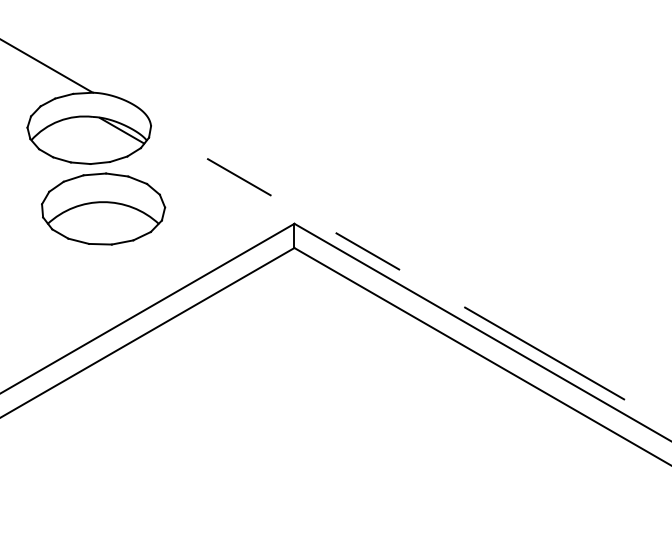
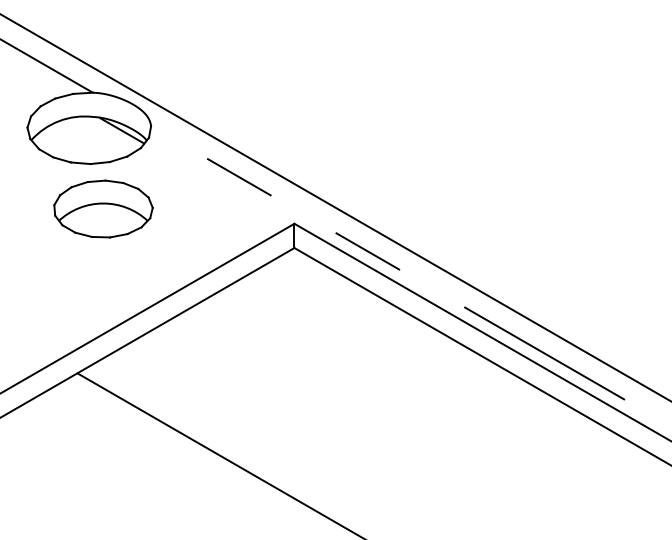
line: none -> present (335, 207)
part size: 126x74 px -> 101x60 px (103, 208)
line: none -> present (218, 454)
